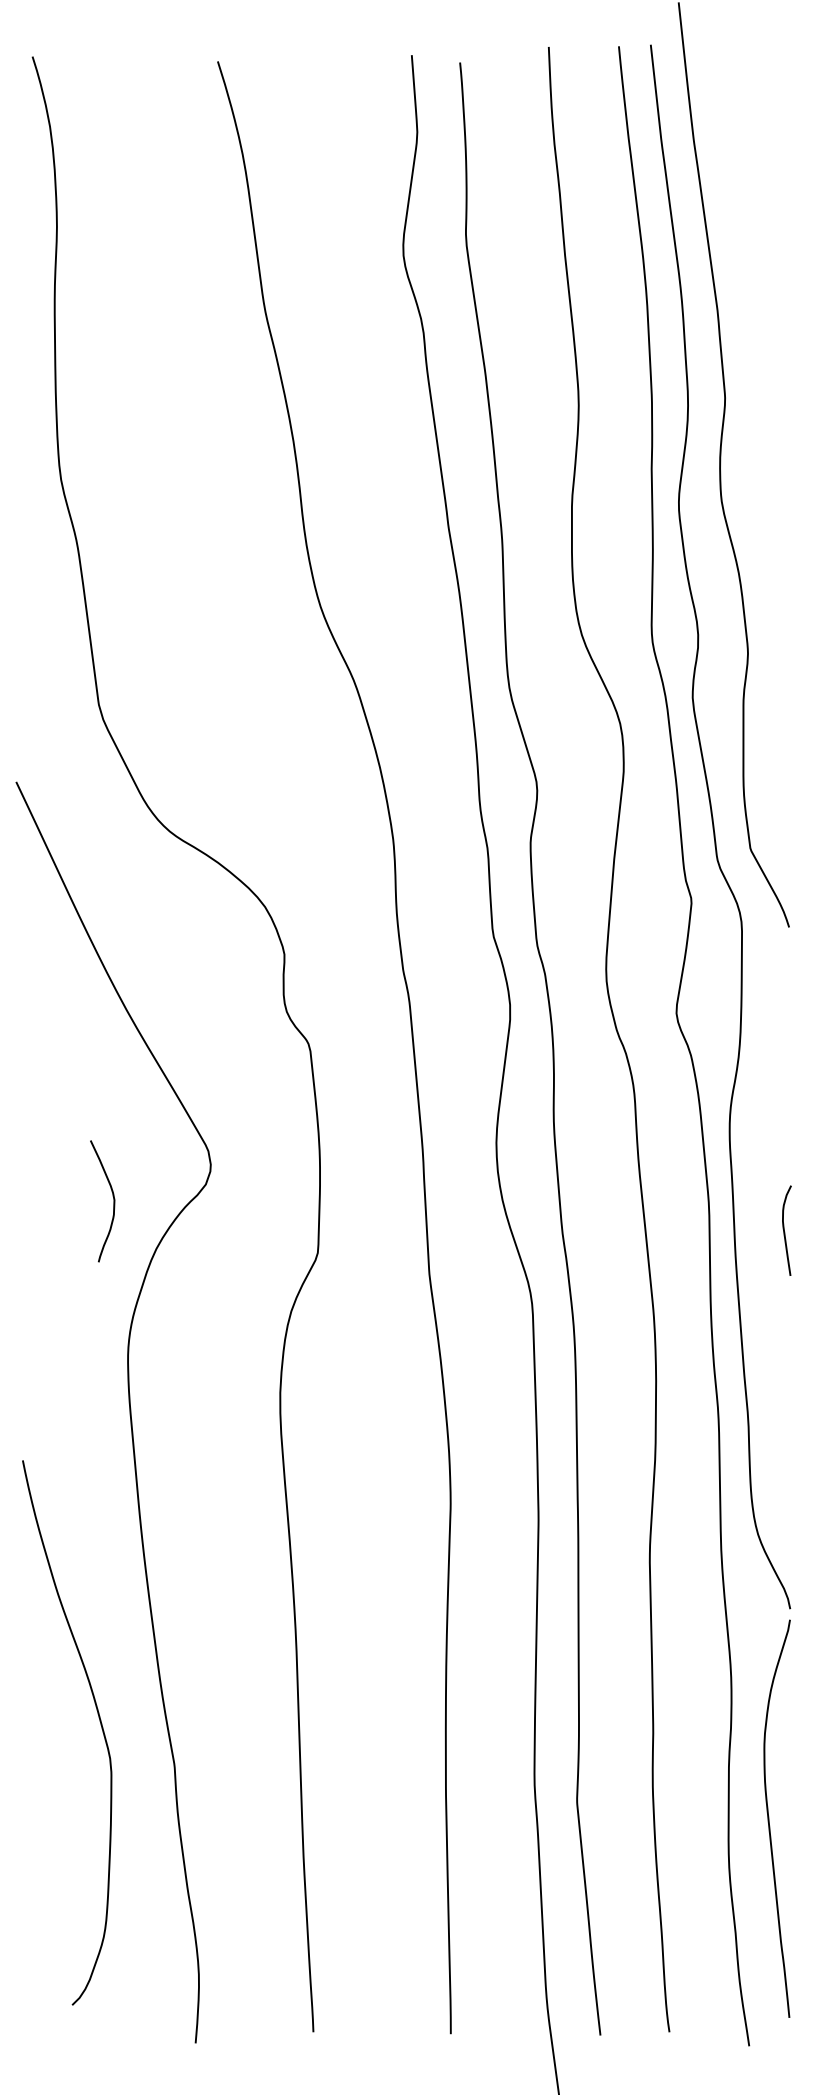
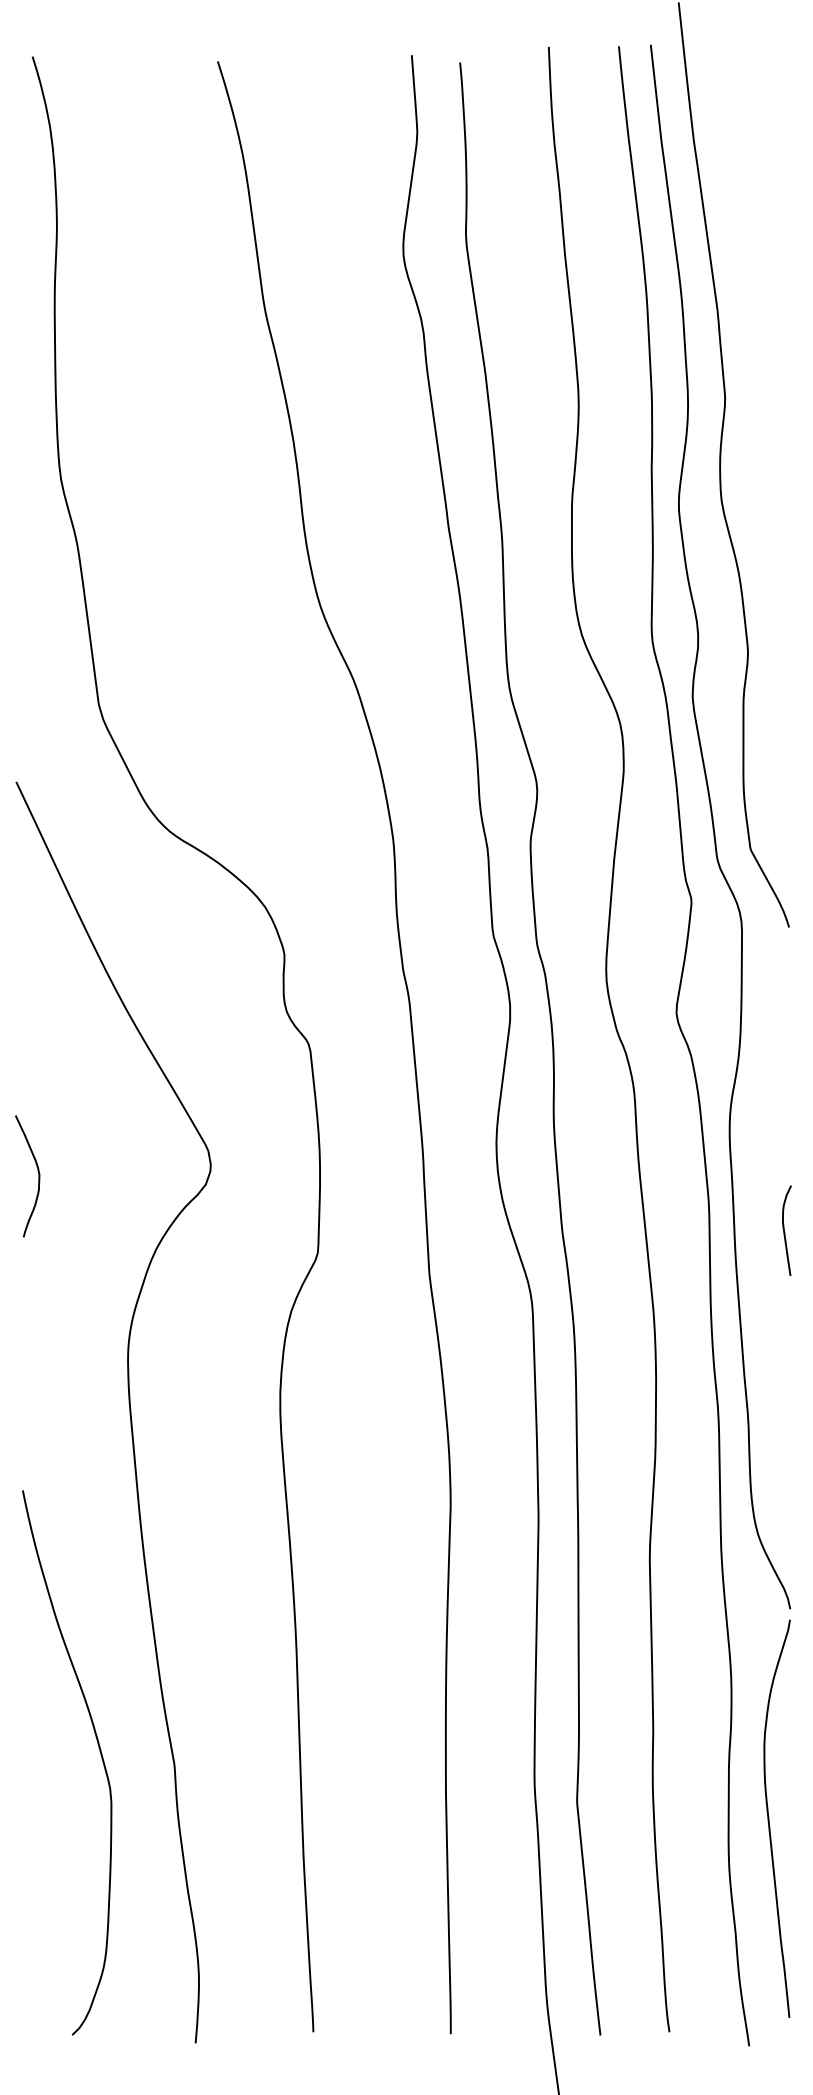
curve position: (113, 1201) -> (38, 1176) (38, 1176)
curve position: (100, 1725) -> (100, 1755) (100, 1755)
